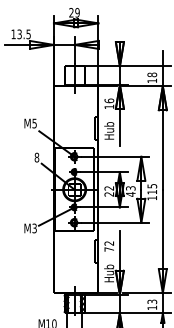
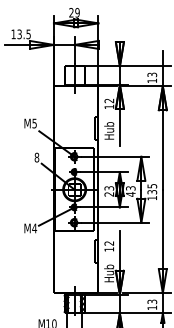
text: 18 -> 13 (151, 74)
text: 16 -> 12 (109, 100)
text: 22 -> 23 (109, 188)
text: 115 -> 135 (152, 192)
text: M3 -> M4 (34, 228)
text: 72 -> 12 (109, 249)
